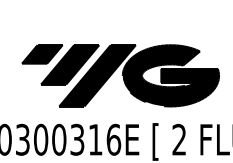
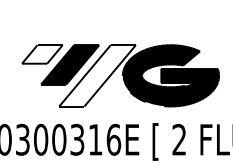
fill: present -> none (42, 54)
fill: present -> none (97, 75)
